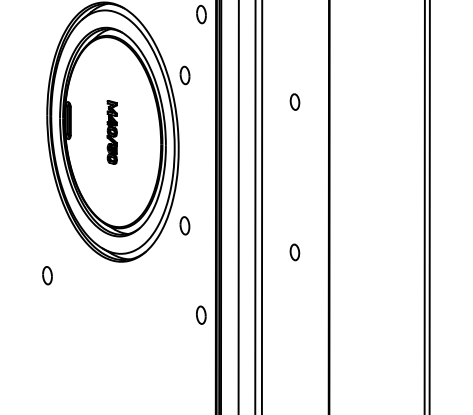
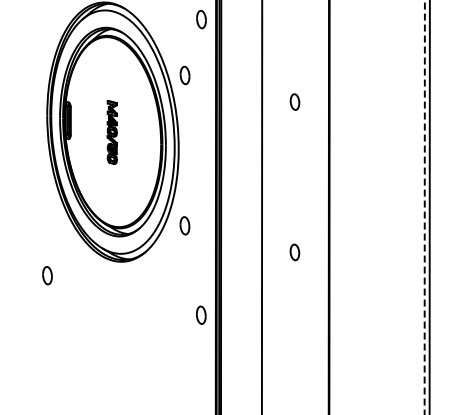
part position: (201, 14) -> (201, 19) (201, 19)
line: present -> none (238, 206)
line: present -> none (255, 206)
line: solid -> dashed (424, 207)
